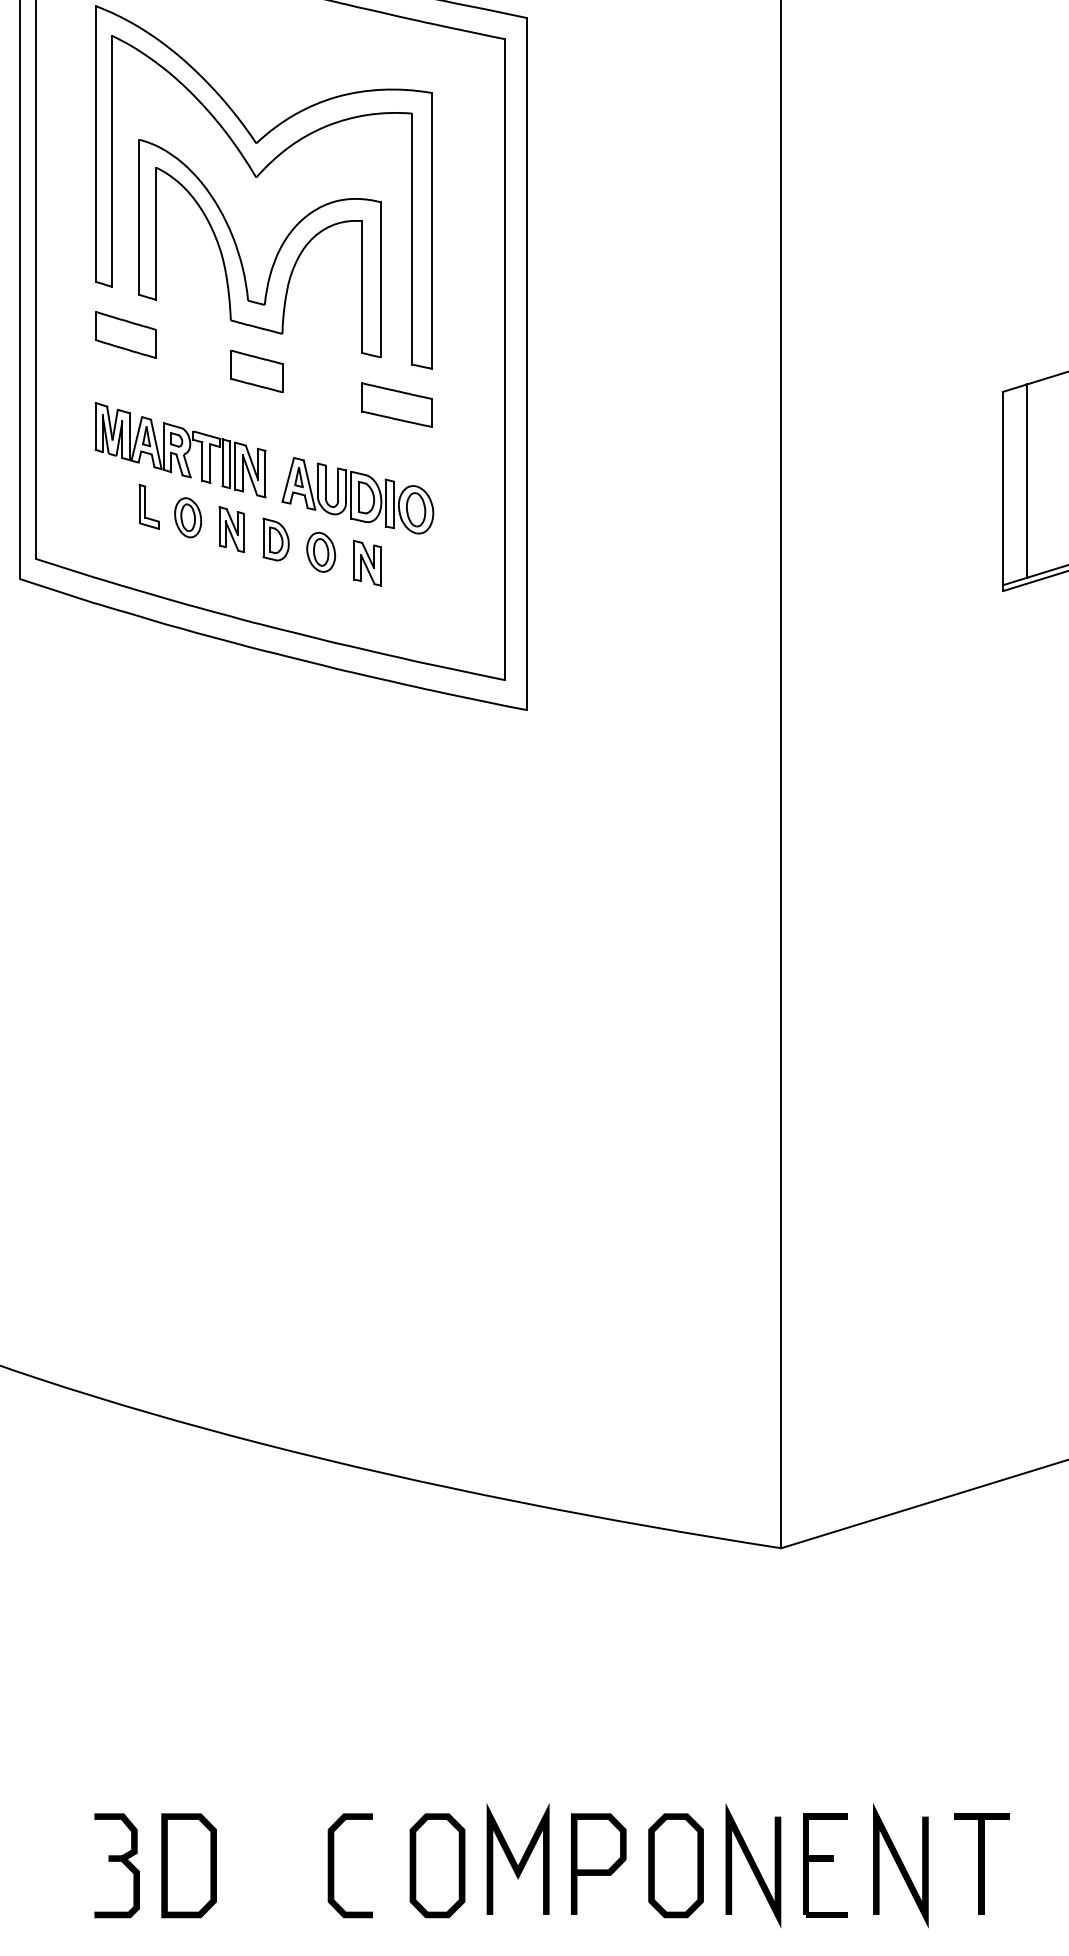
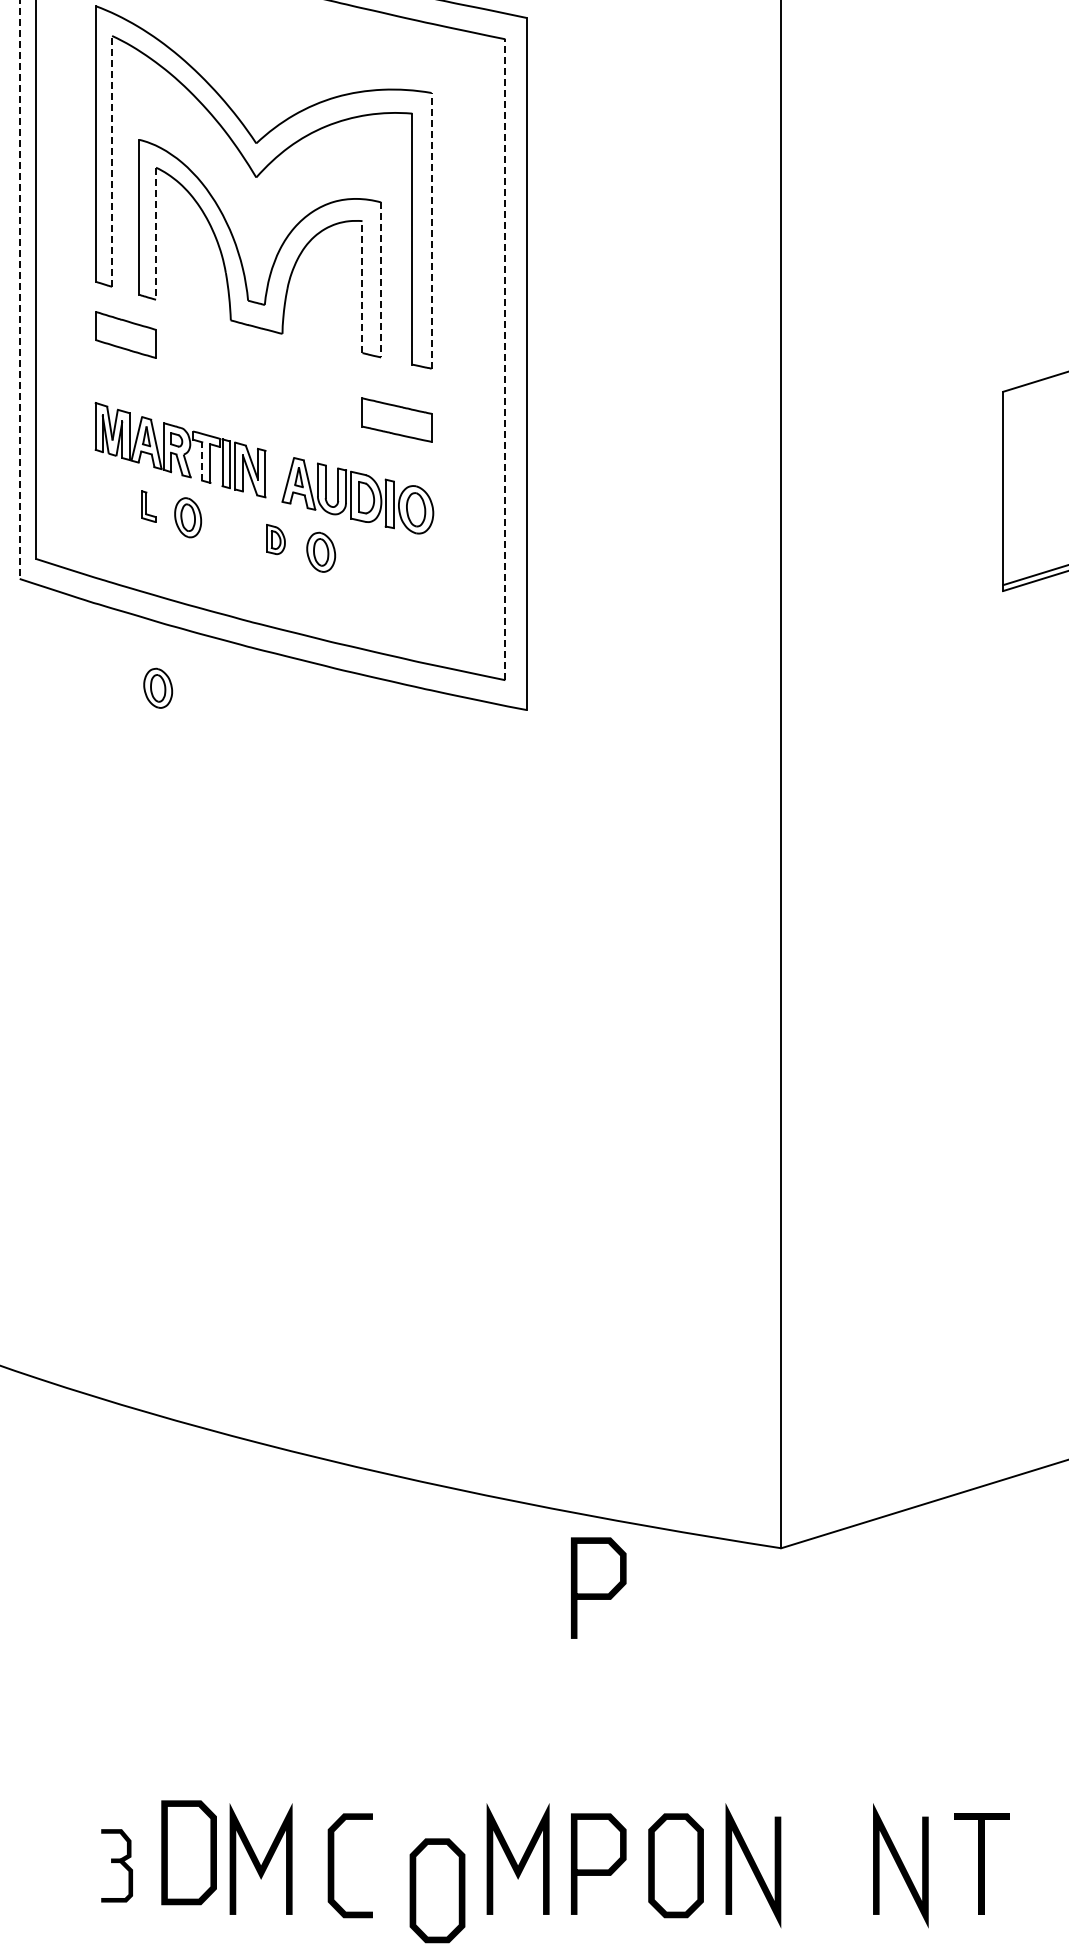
line: solid -> dashed (112, 160)
line: solid -> dashed (431, 230)
line: solid -> dashed (156, 234)
line: solid -> dashed (381, 280)
line: solid -> dashed (362, 286)
line: solid -> dashed (19, 290)
line: solid -> dashed (505, 359)
part: present -> none (256, 370)
part position: (396, 404) -> (396, 419) (396, 419)
line: solid -> dashed (202, 461)
line: present -> none (1027, 480)
part size: 22x47 px -> 16x33 px (148, 506)
part: present -> none (231, 529)
part size: 28x45 px -> 20x32 px (275, 539)
part: present -> none (367, 563)
part: none -> present (158, 687)
curve: none -> present (598, 1593)
line: none -> present (258, 1859)
part size: 46x106 px -> 32x74 px (116, 1865)
part position: (188, 1865) -> (188, 1852) (188, 1852)
part position: (437, 1865) -> (437, 1890) (437, 1890)
part: present -> none (825, 1865)
